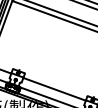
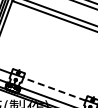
line: solid -> dashed (54, 89)
